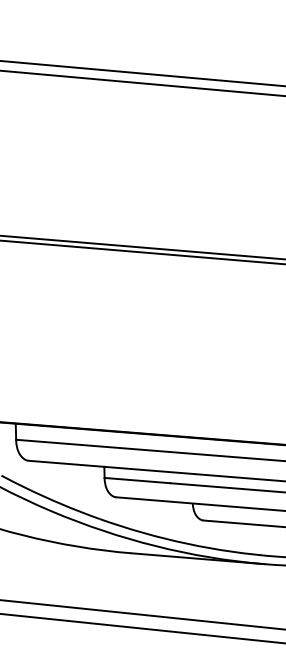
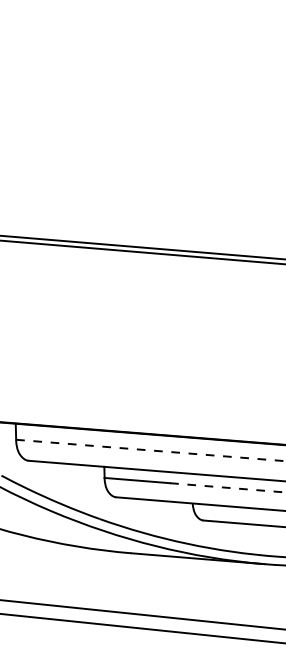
line: present -> none (142, 73)
line: present -> none (142, 82)
line: solid -> dashed (150, 450)
line: solid -> dashed (227, 487)
